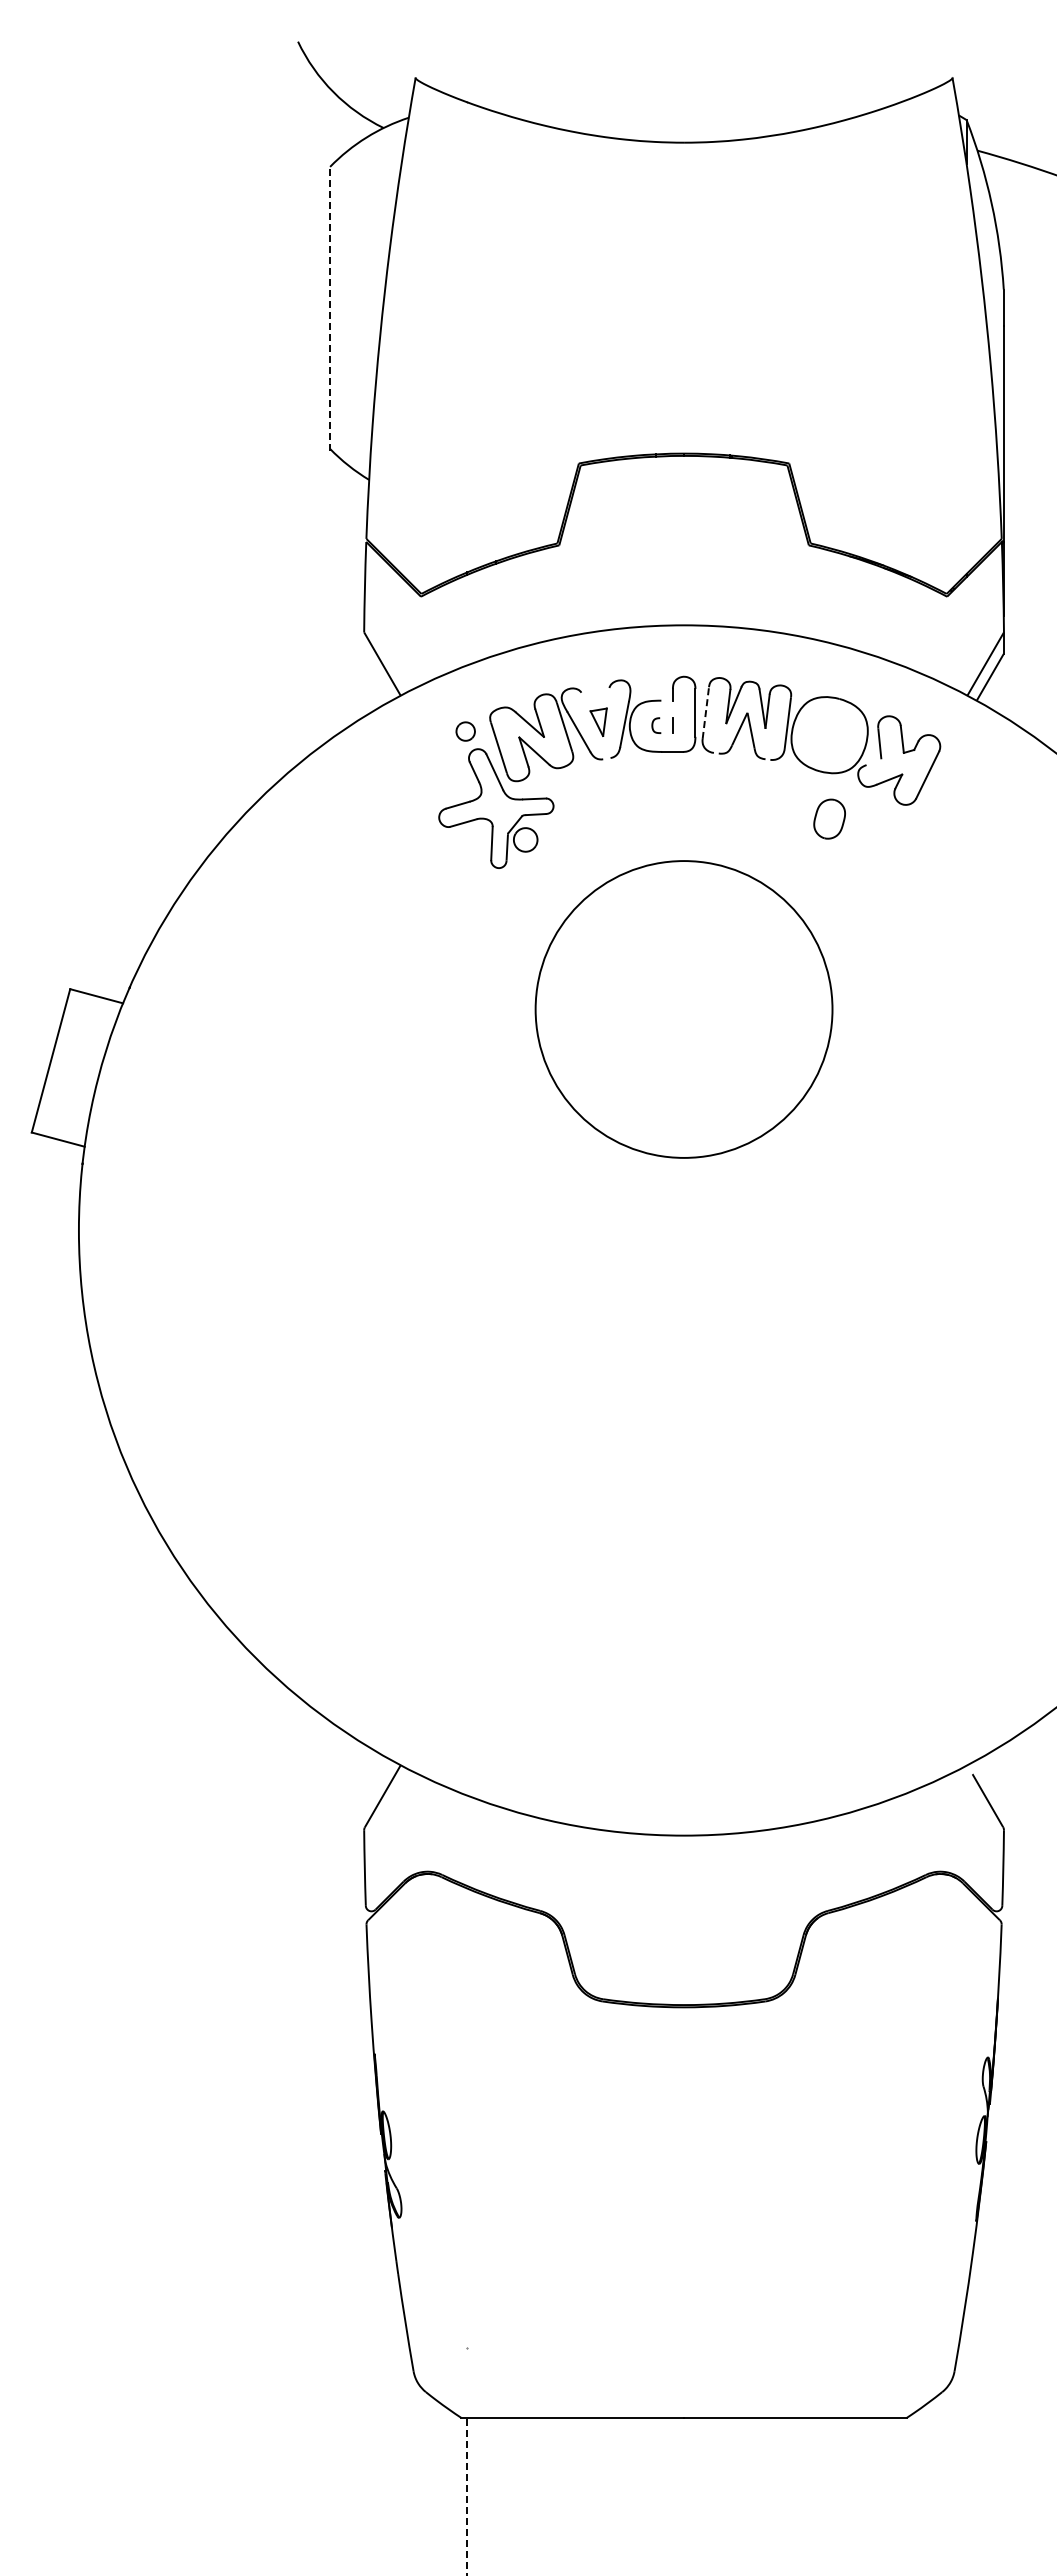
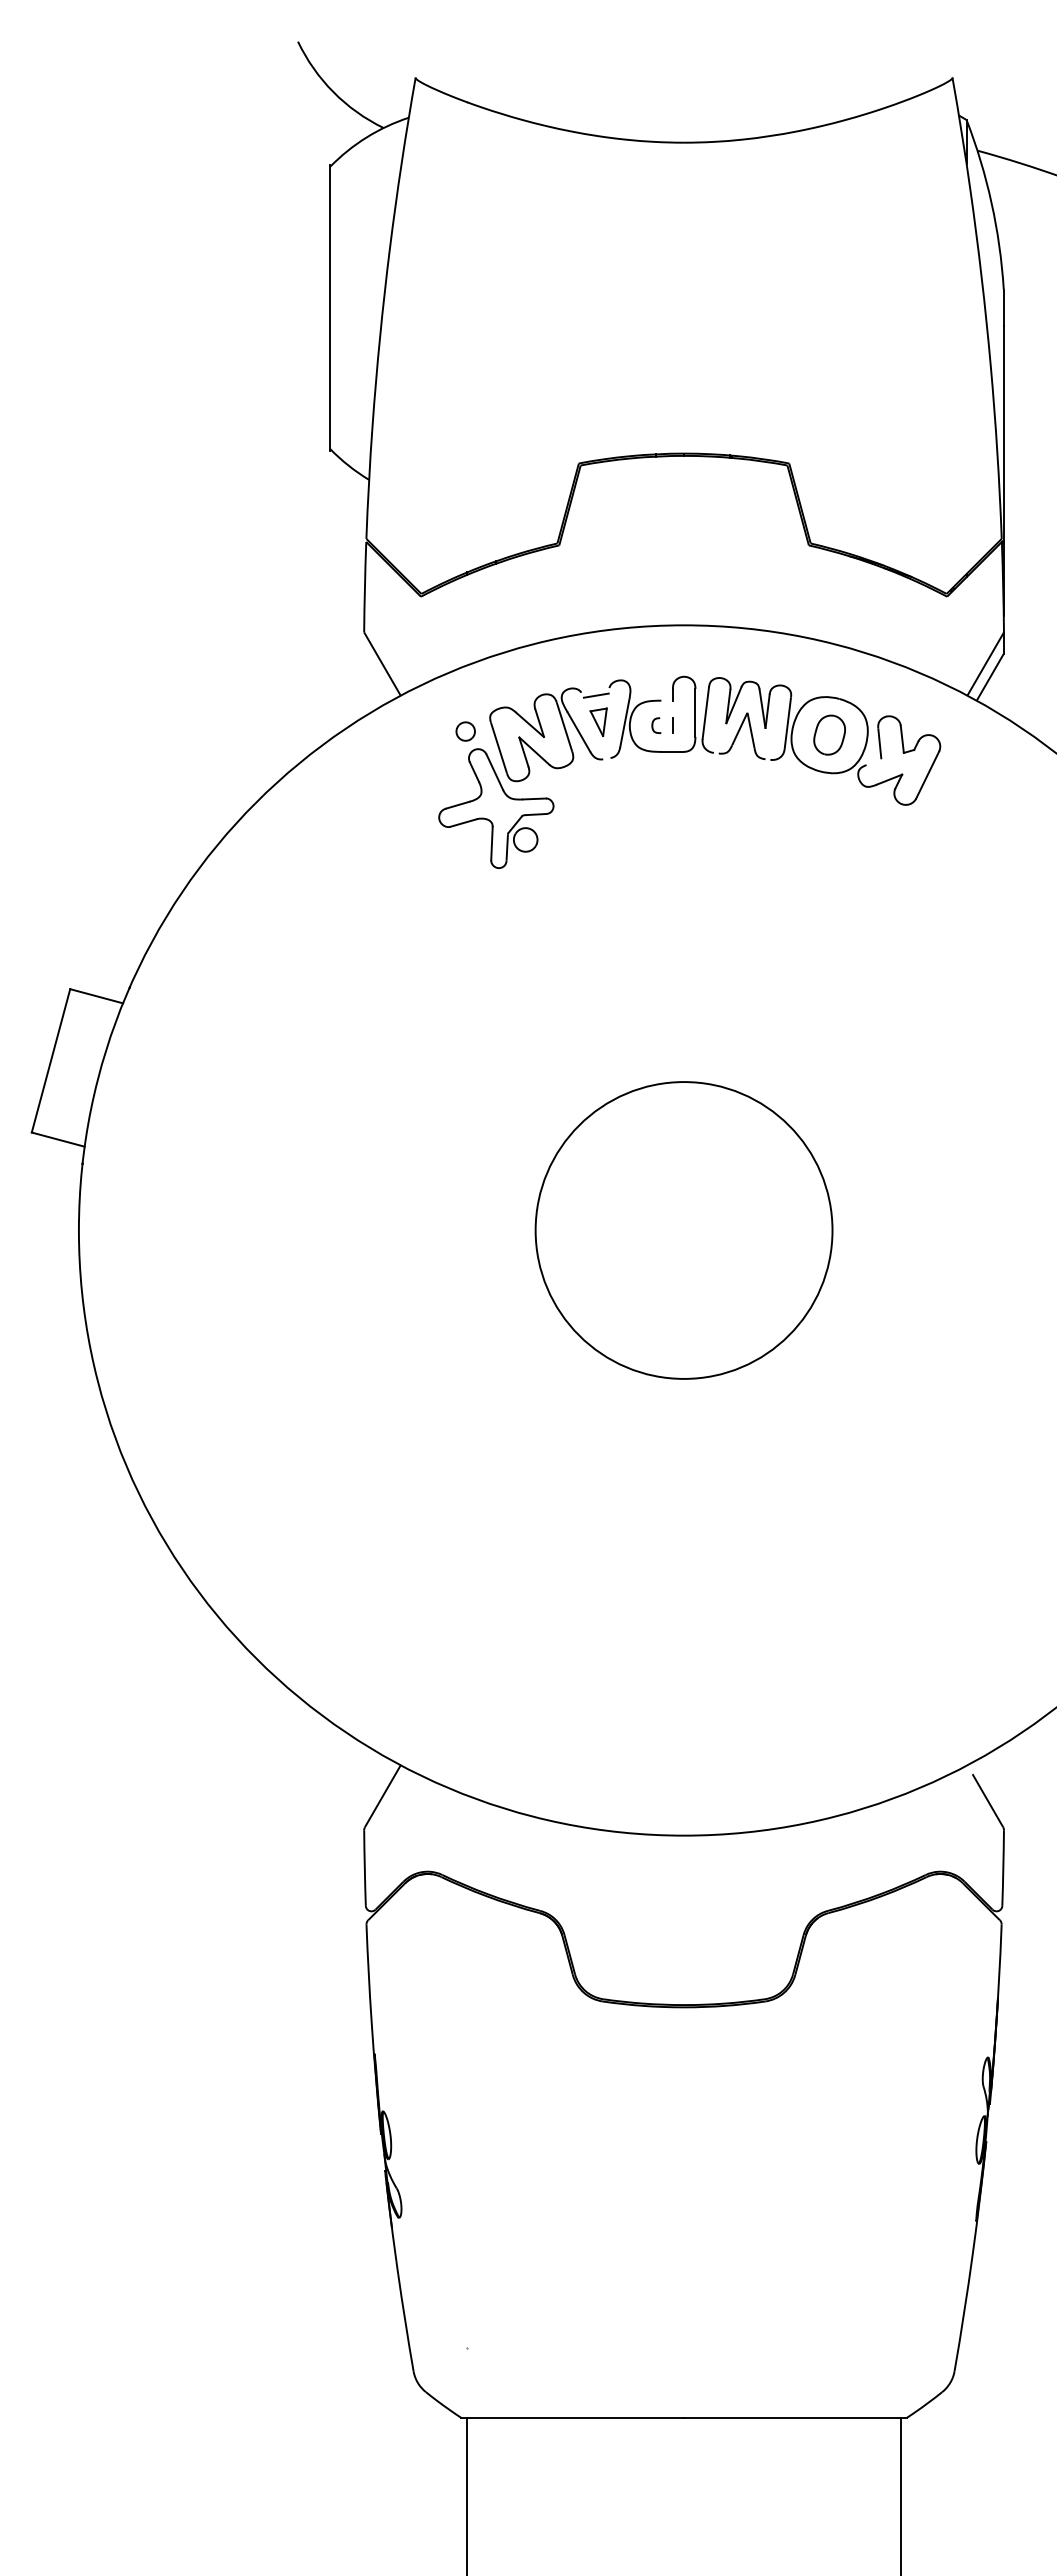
line: dashed -> solid (330, 307)
line: none -> present (595, 695)
line: dashed -> solid (705, 712)
part position: (829, 818) -> (829, 734) (829, 734)
circle position: (683, 1009) -> (683, 1230) (683, 1230)
line: none -> present (901, 2494)
line: dashed -> solid (467, 2496)
